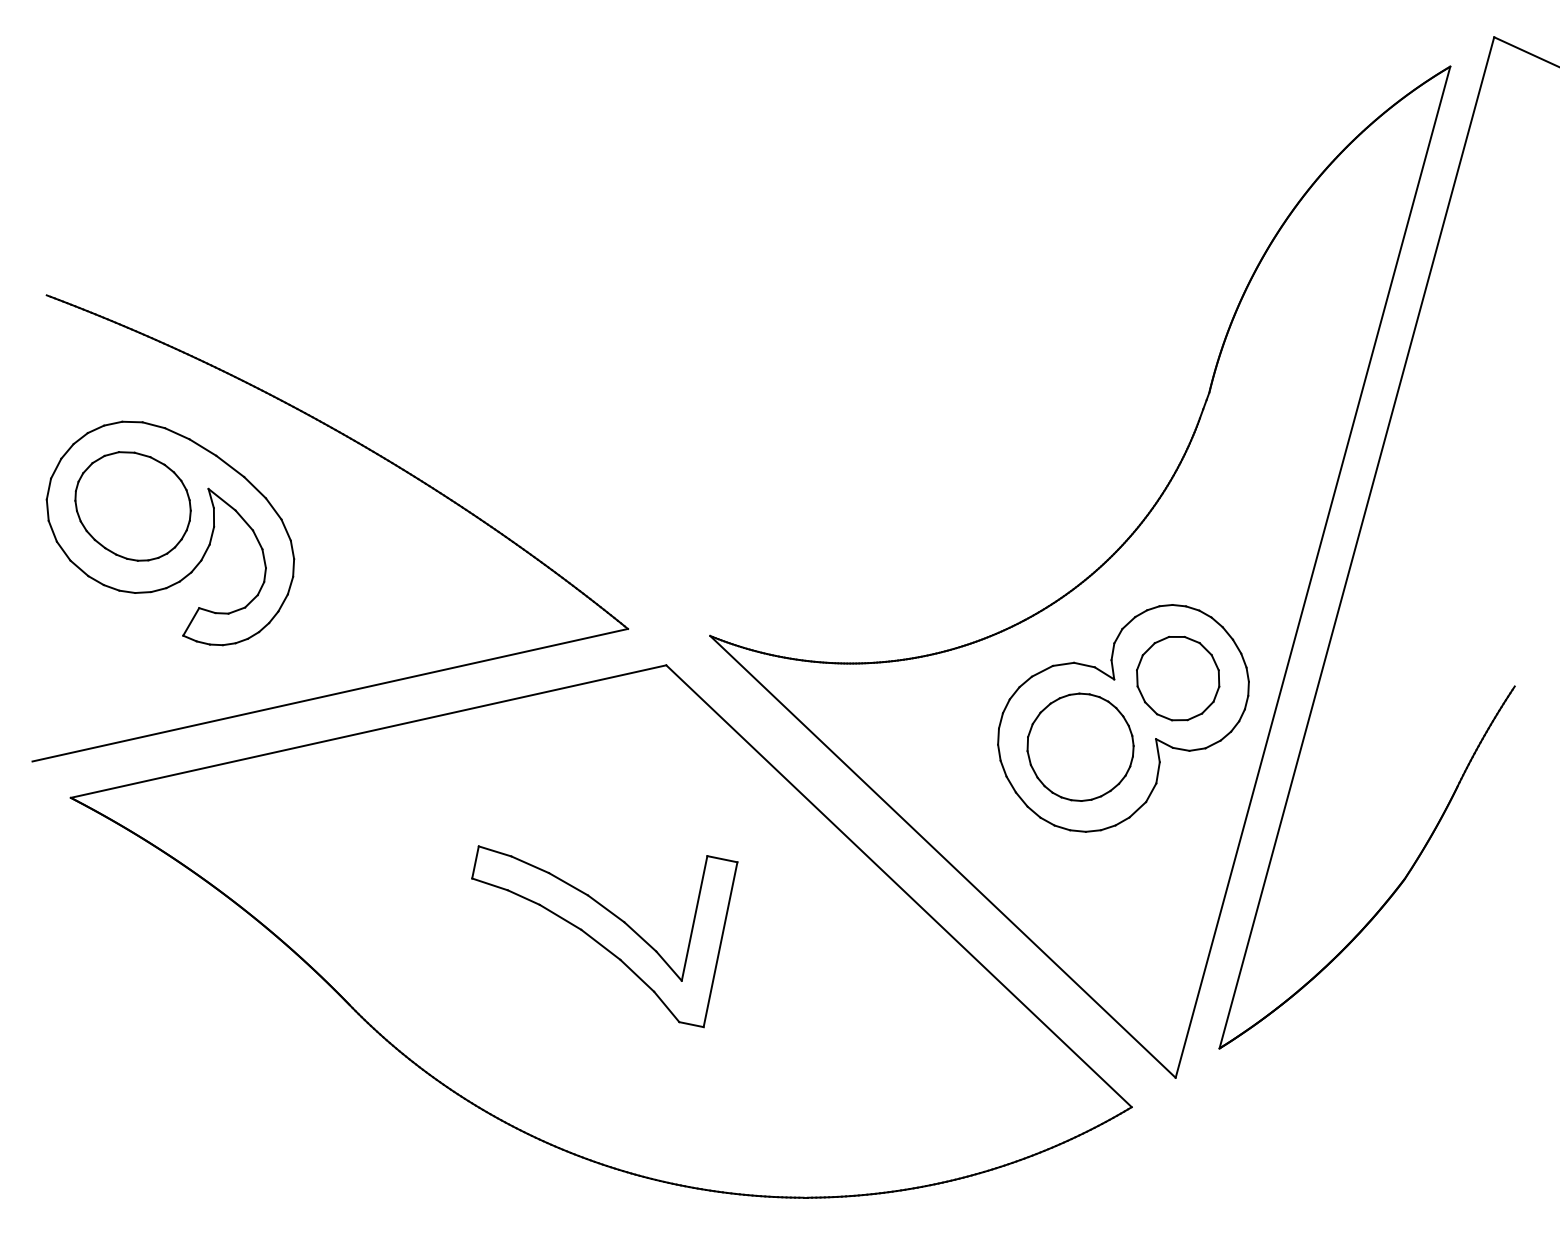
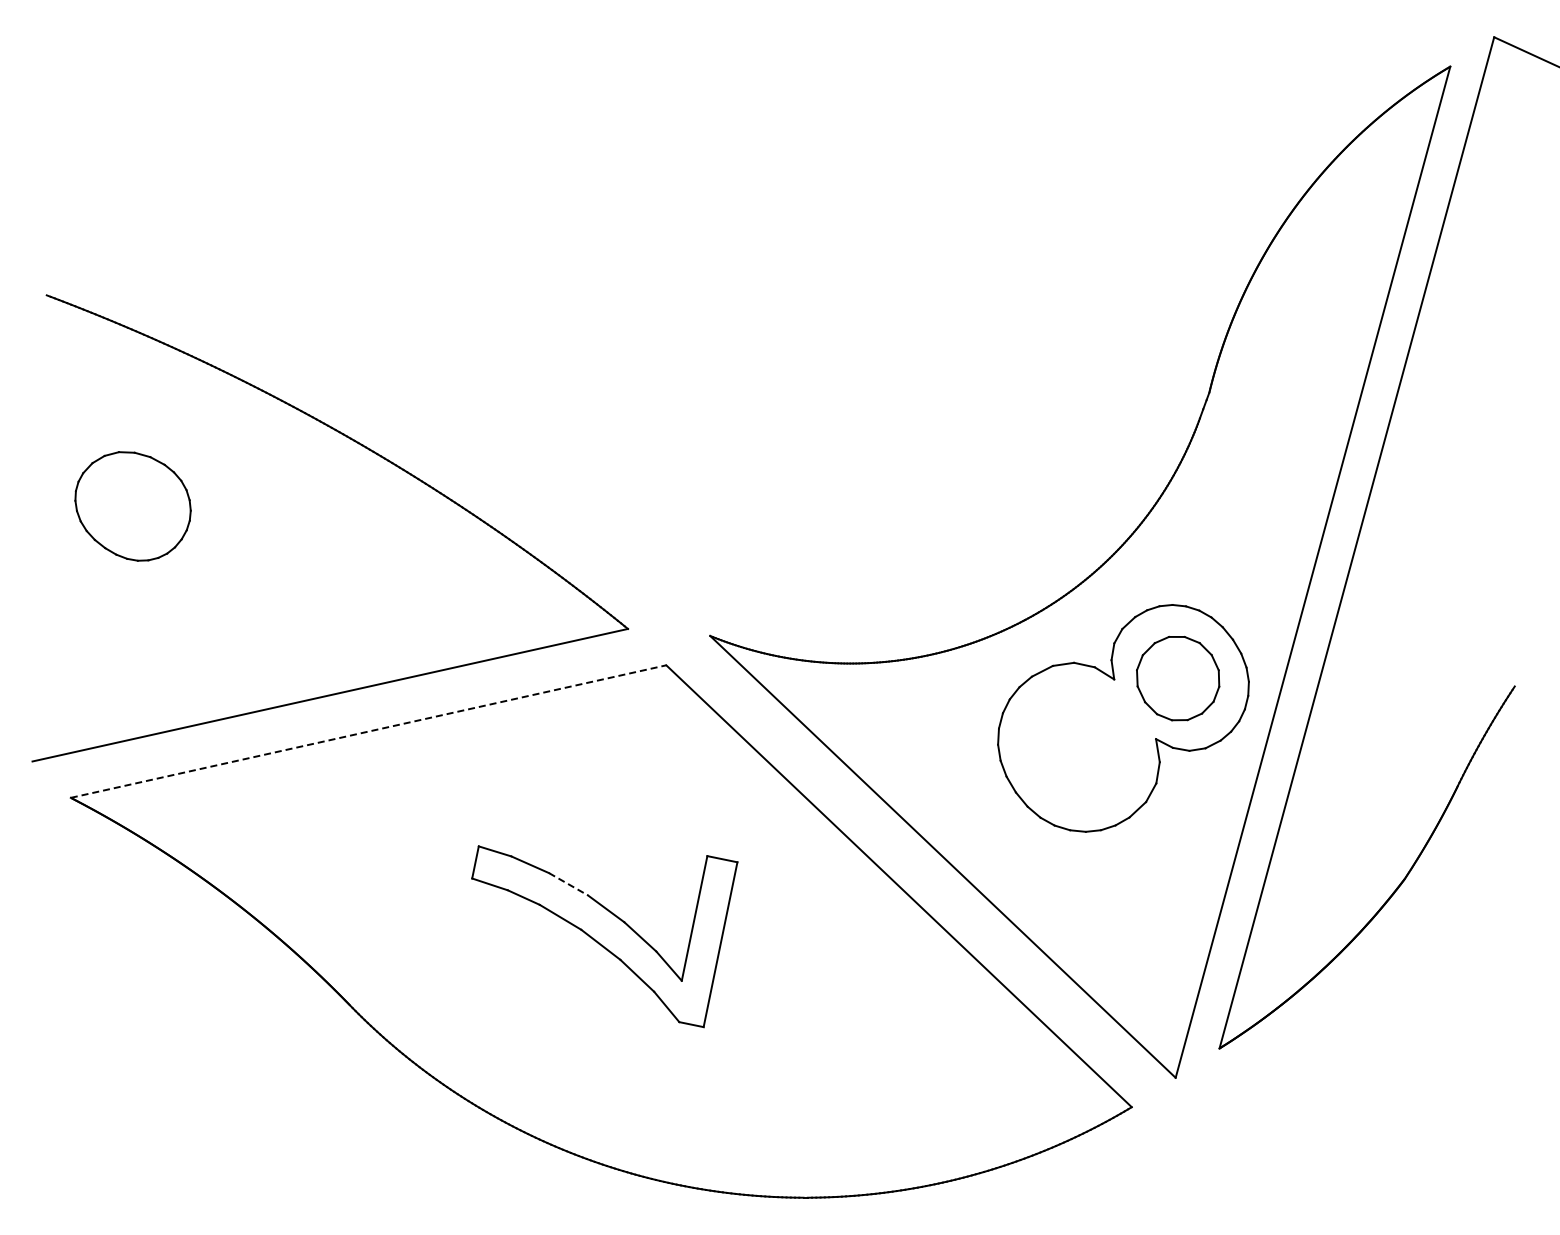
part: present -> none (170, 533)
line: solid -> dashed (369, 731)
part: present -> none (1080, 746)
line: solid -> dashed (568, 884)
